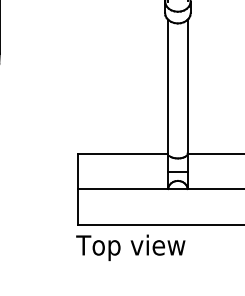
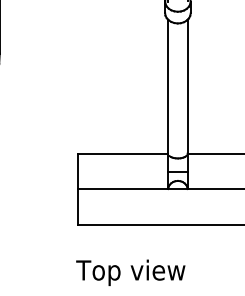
text position: (130, 247) -> (130, 272) (130, 272)
